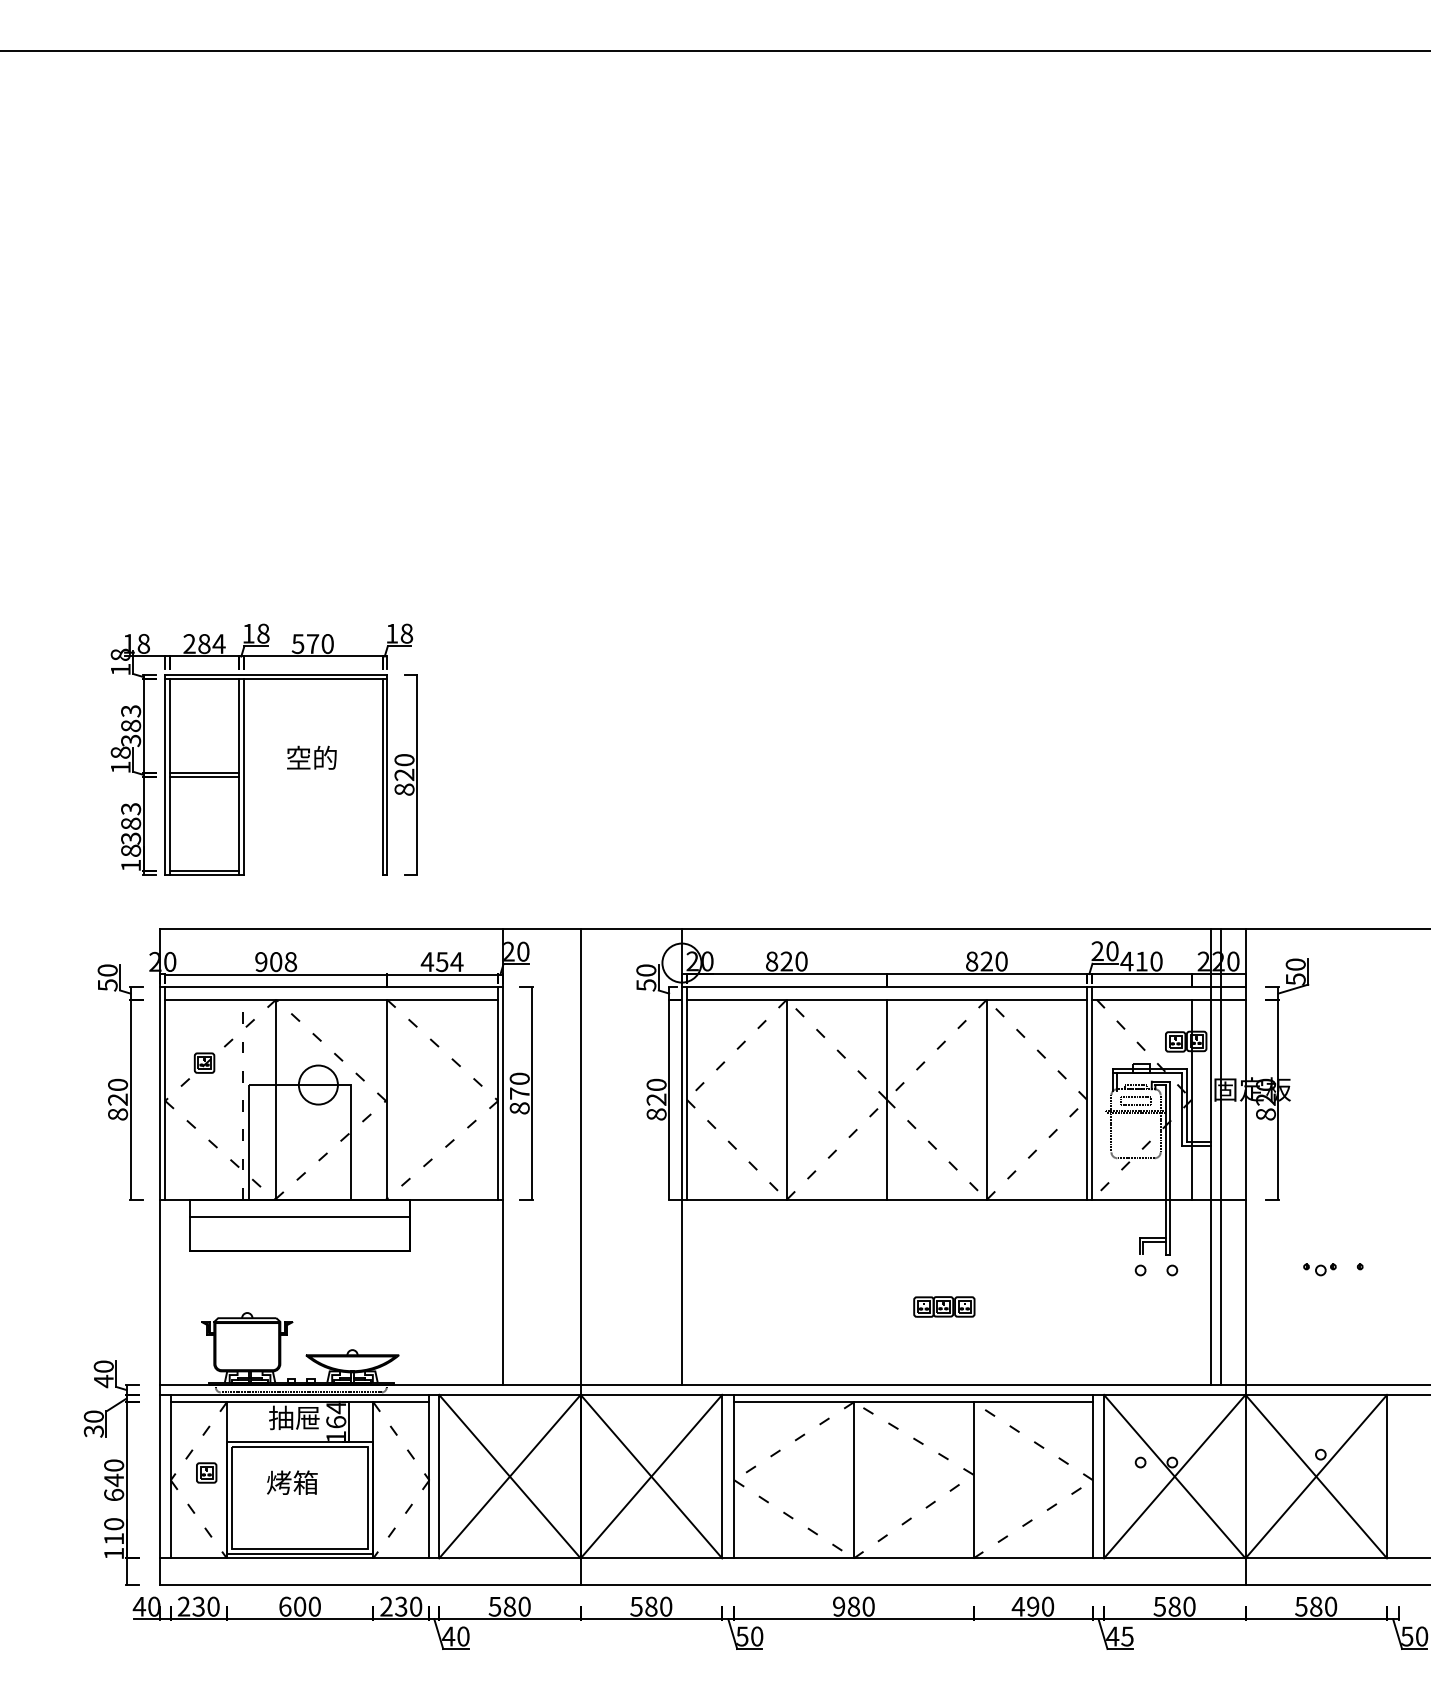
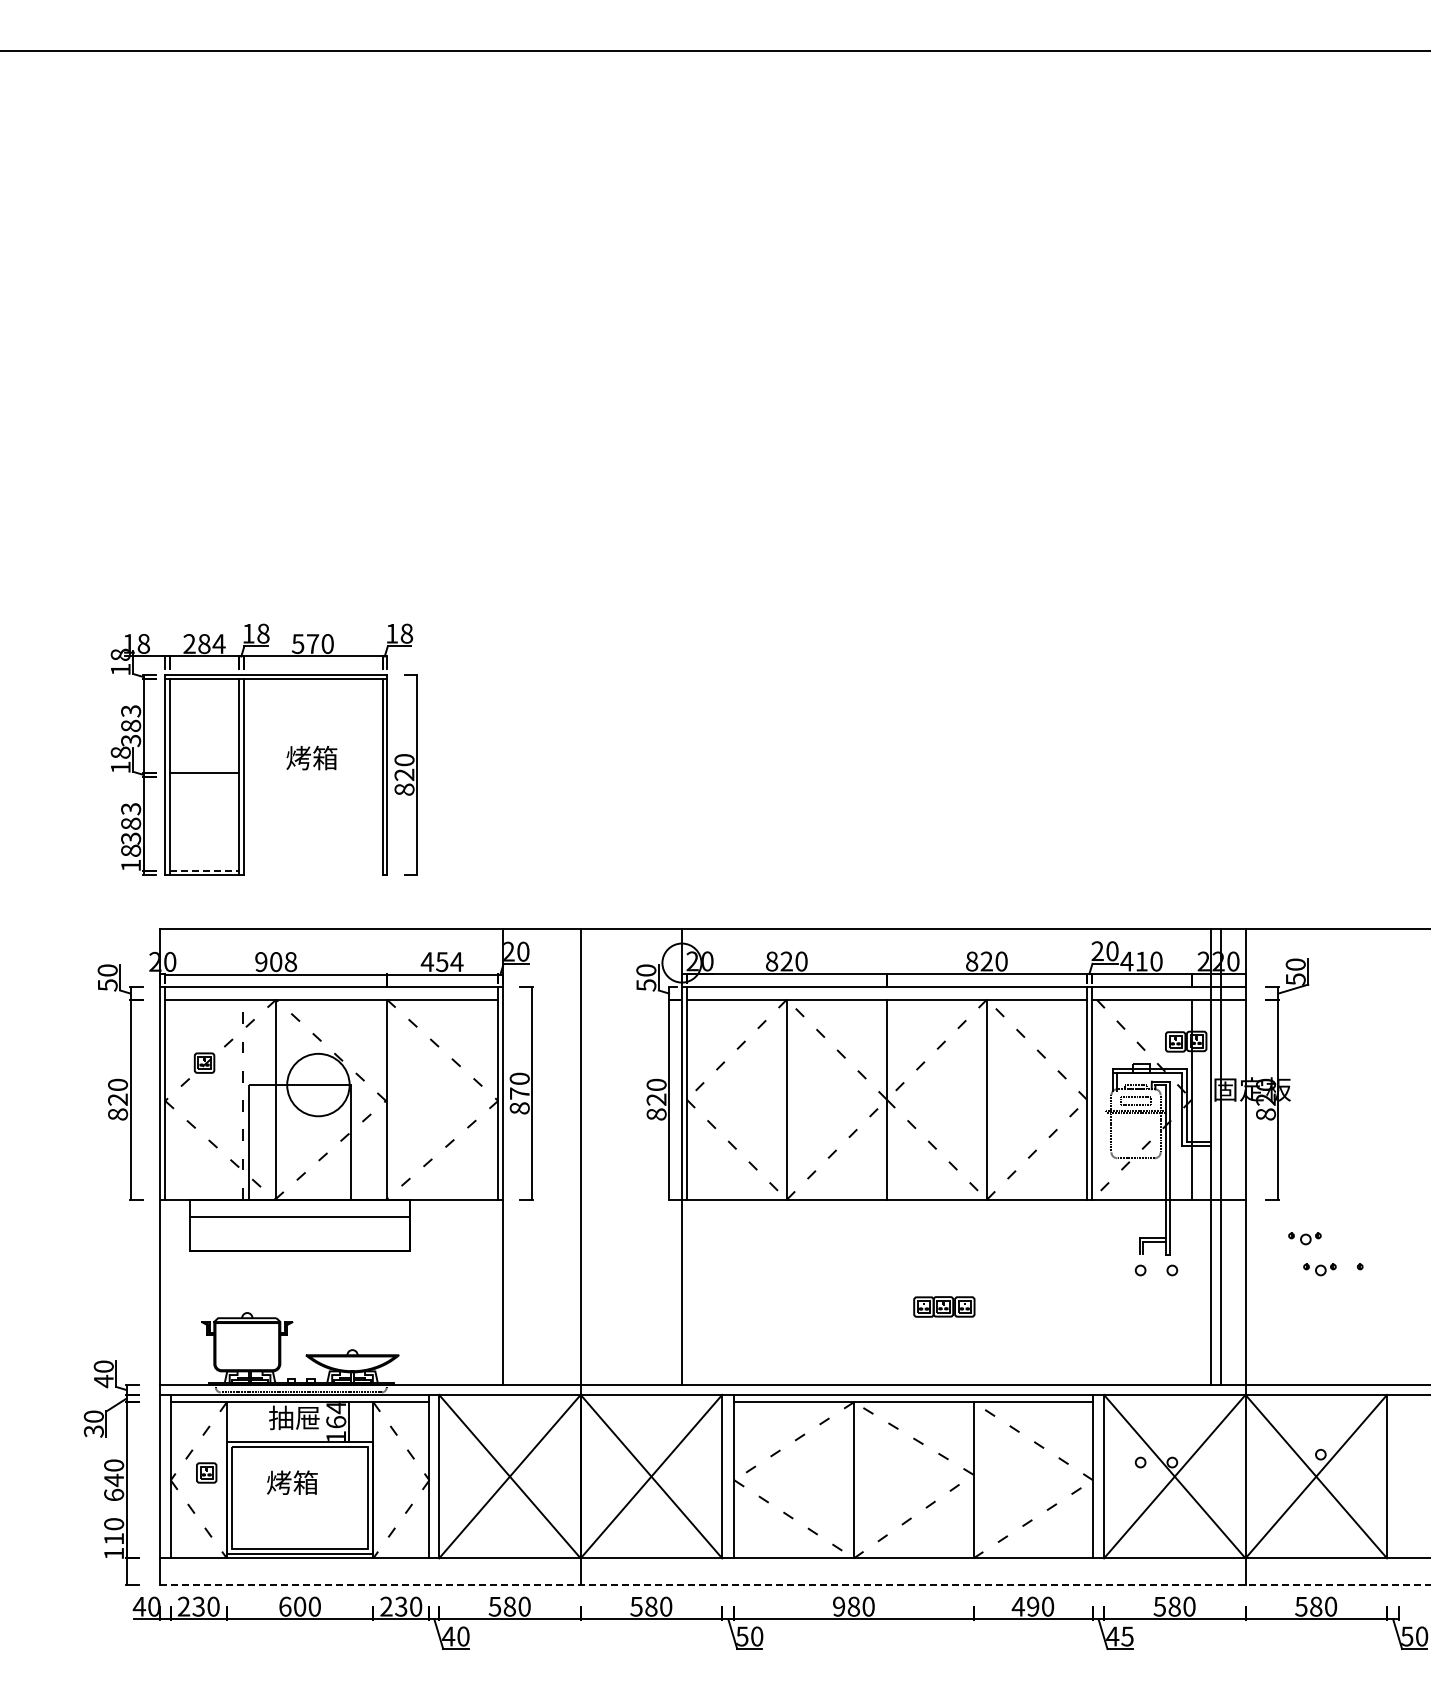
text: 空的 -> 烤箱 (311, 757)
line: present -> none (204, 777)
line: solid -> dashed (204, 870)
circle diameter: 39 px -> 62 px (318, 1084)
part: none -> present (1304, 1238)
line: solid -> dashed (795, 1585)
